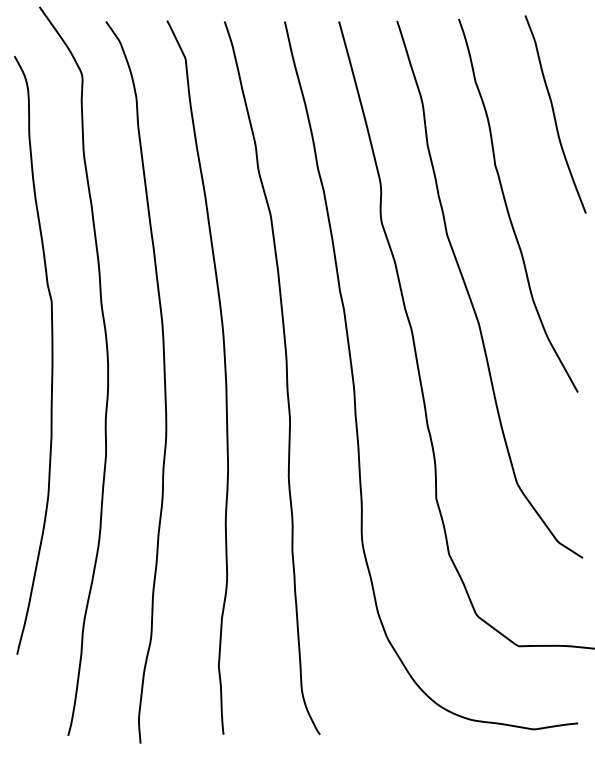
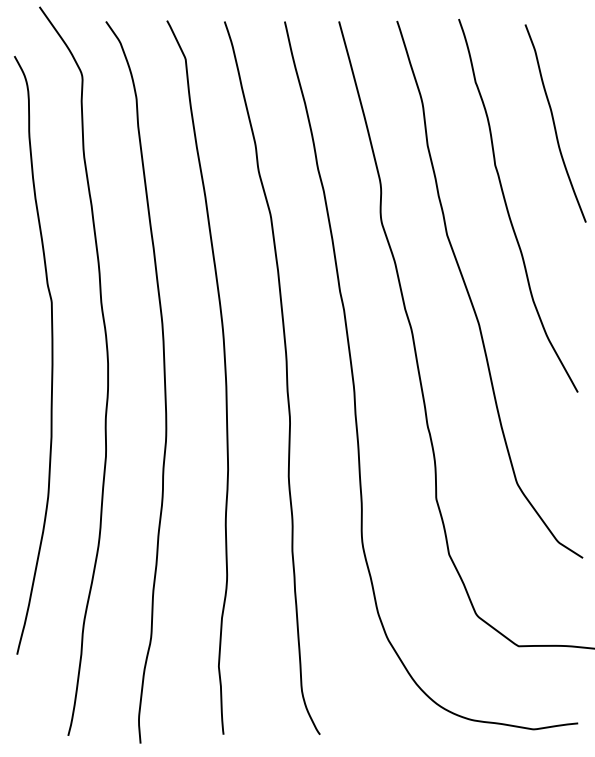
curve position: (554, 114) -> (554, 123) (554, 123)
